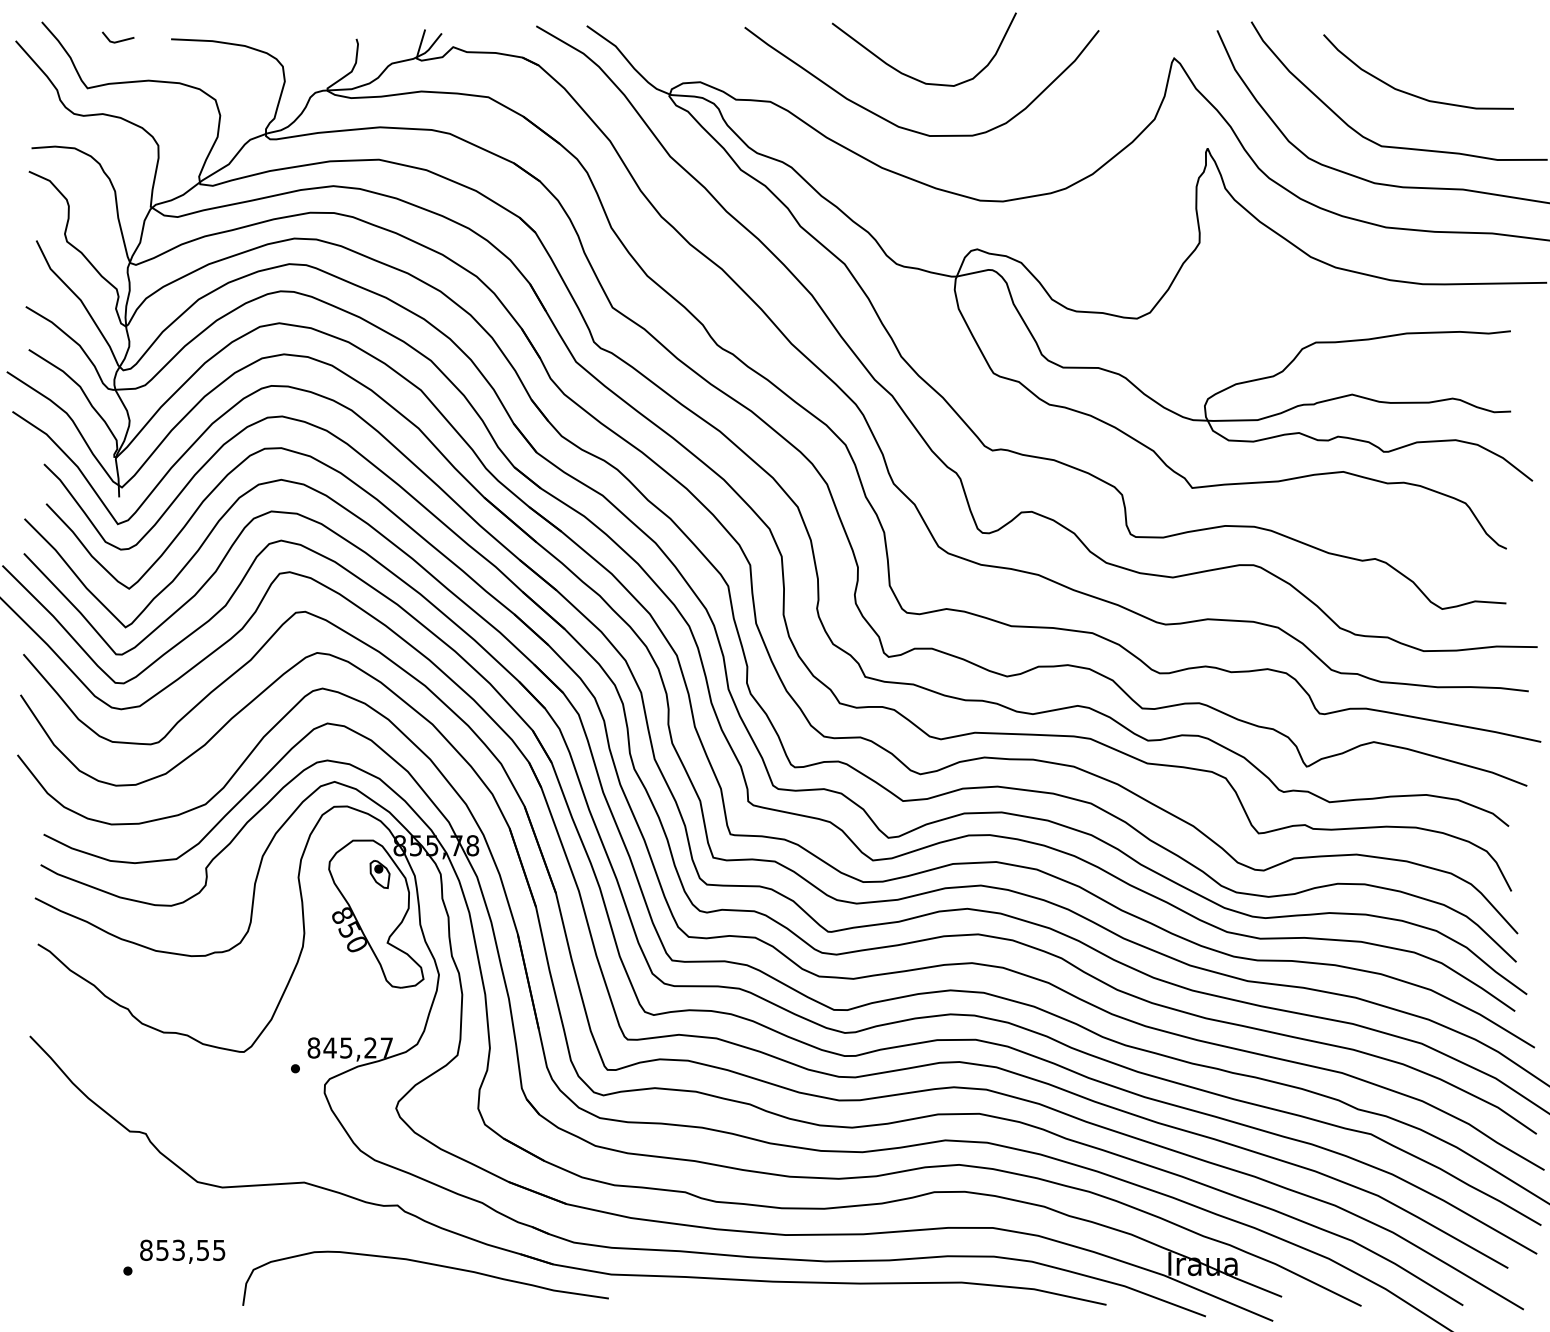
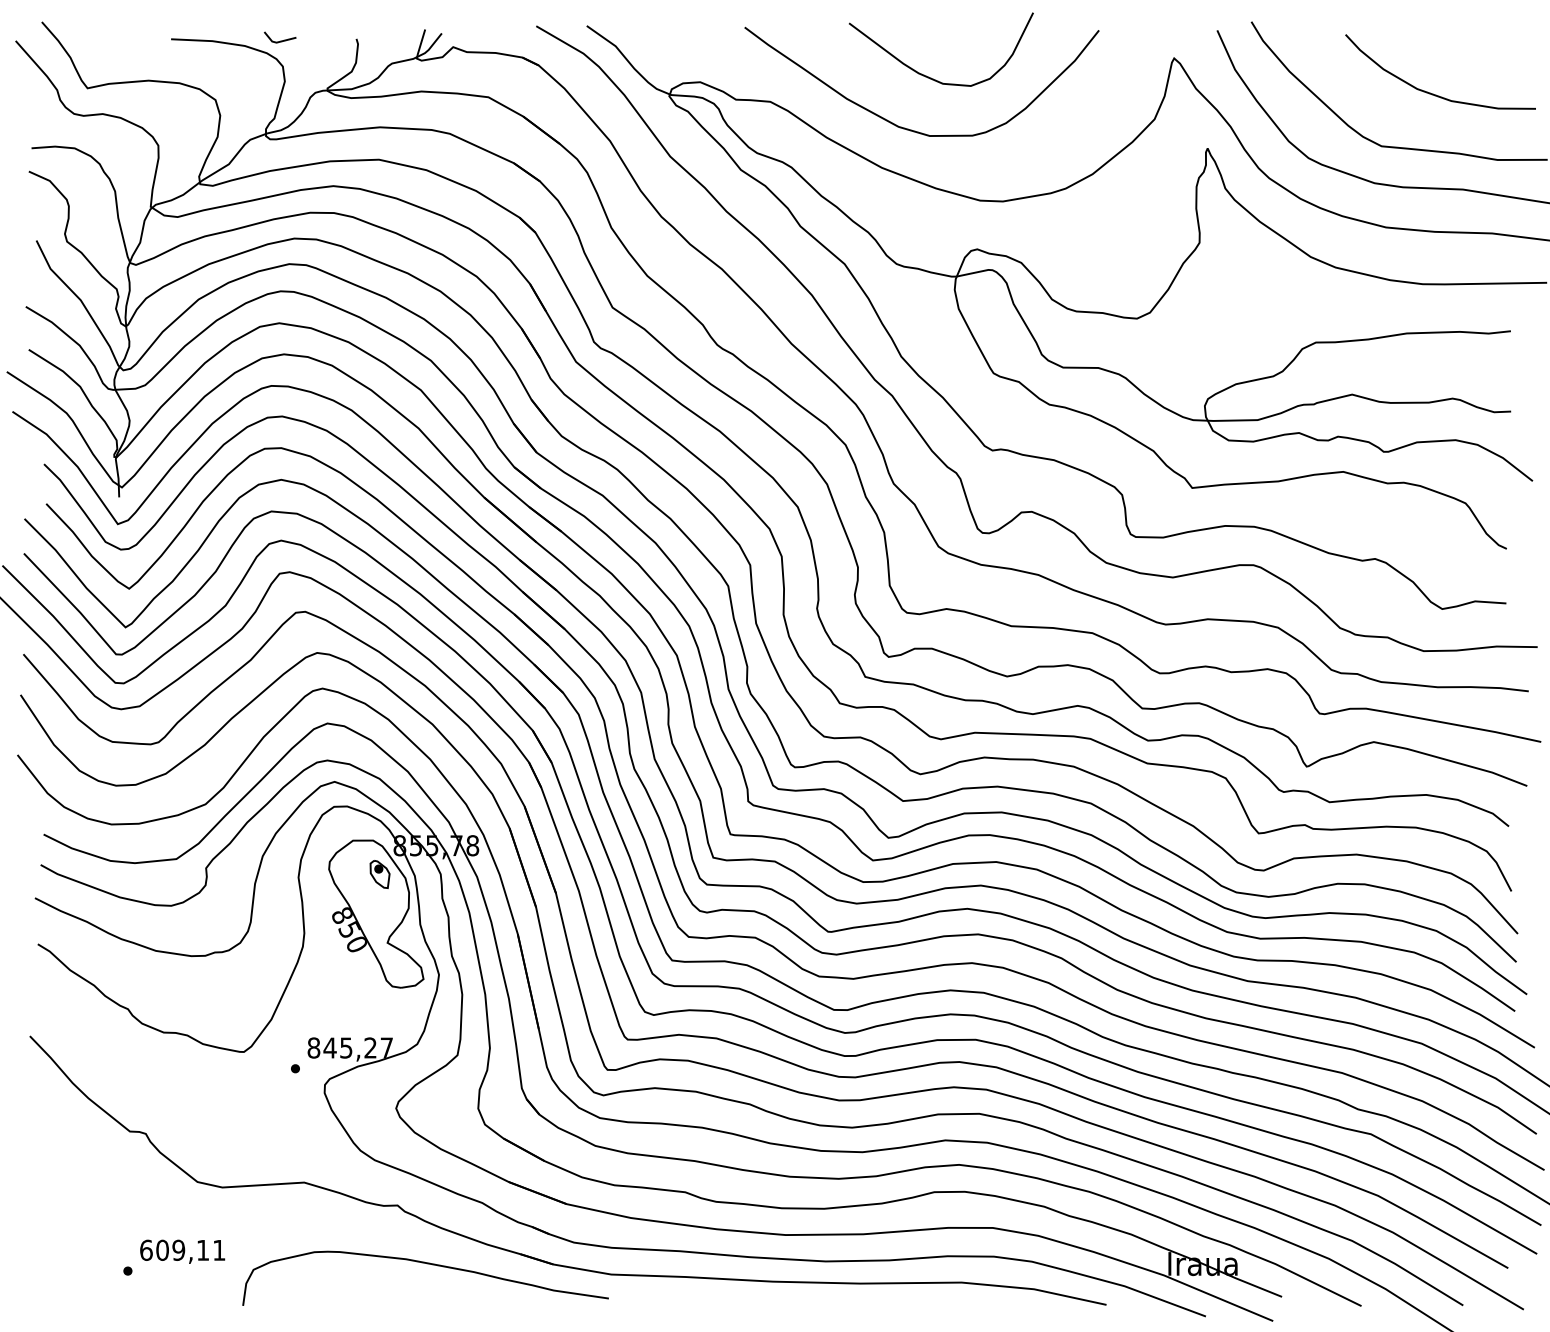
line position: (118, 40) -> (280, 40) (280, 40)
curve position: (914, 77) -> (931, 77) (931, 77)
curve position: (1411, 93) -> (1433, 93) (1433, 93)
text: 853,55 -> 609,11 (182, 1249)
